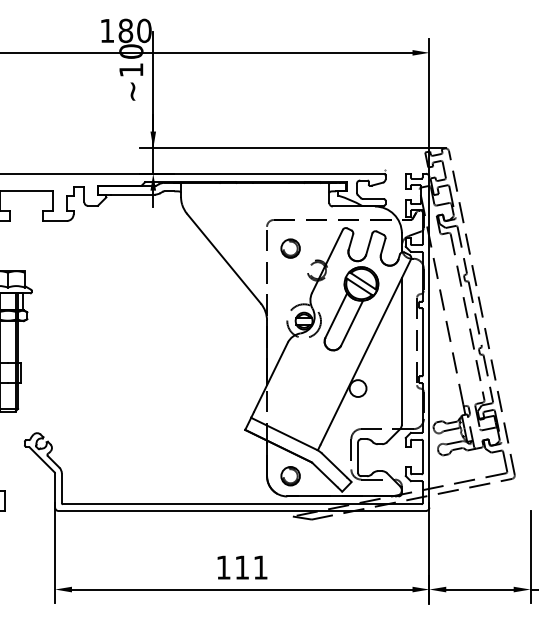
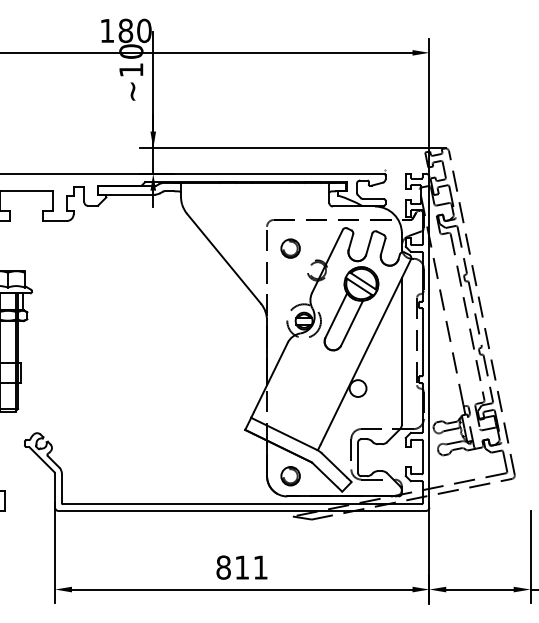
text: 111 -> 811 (223, 567)
